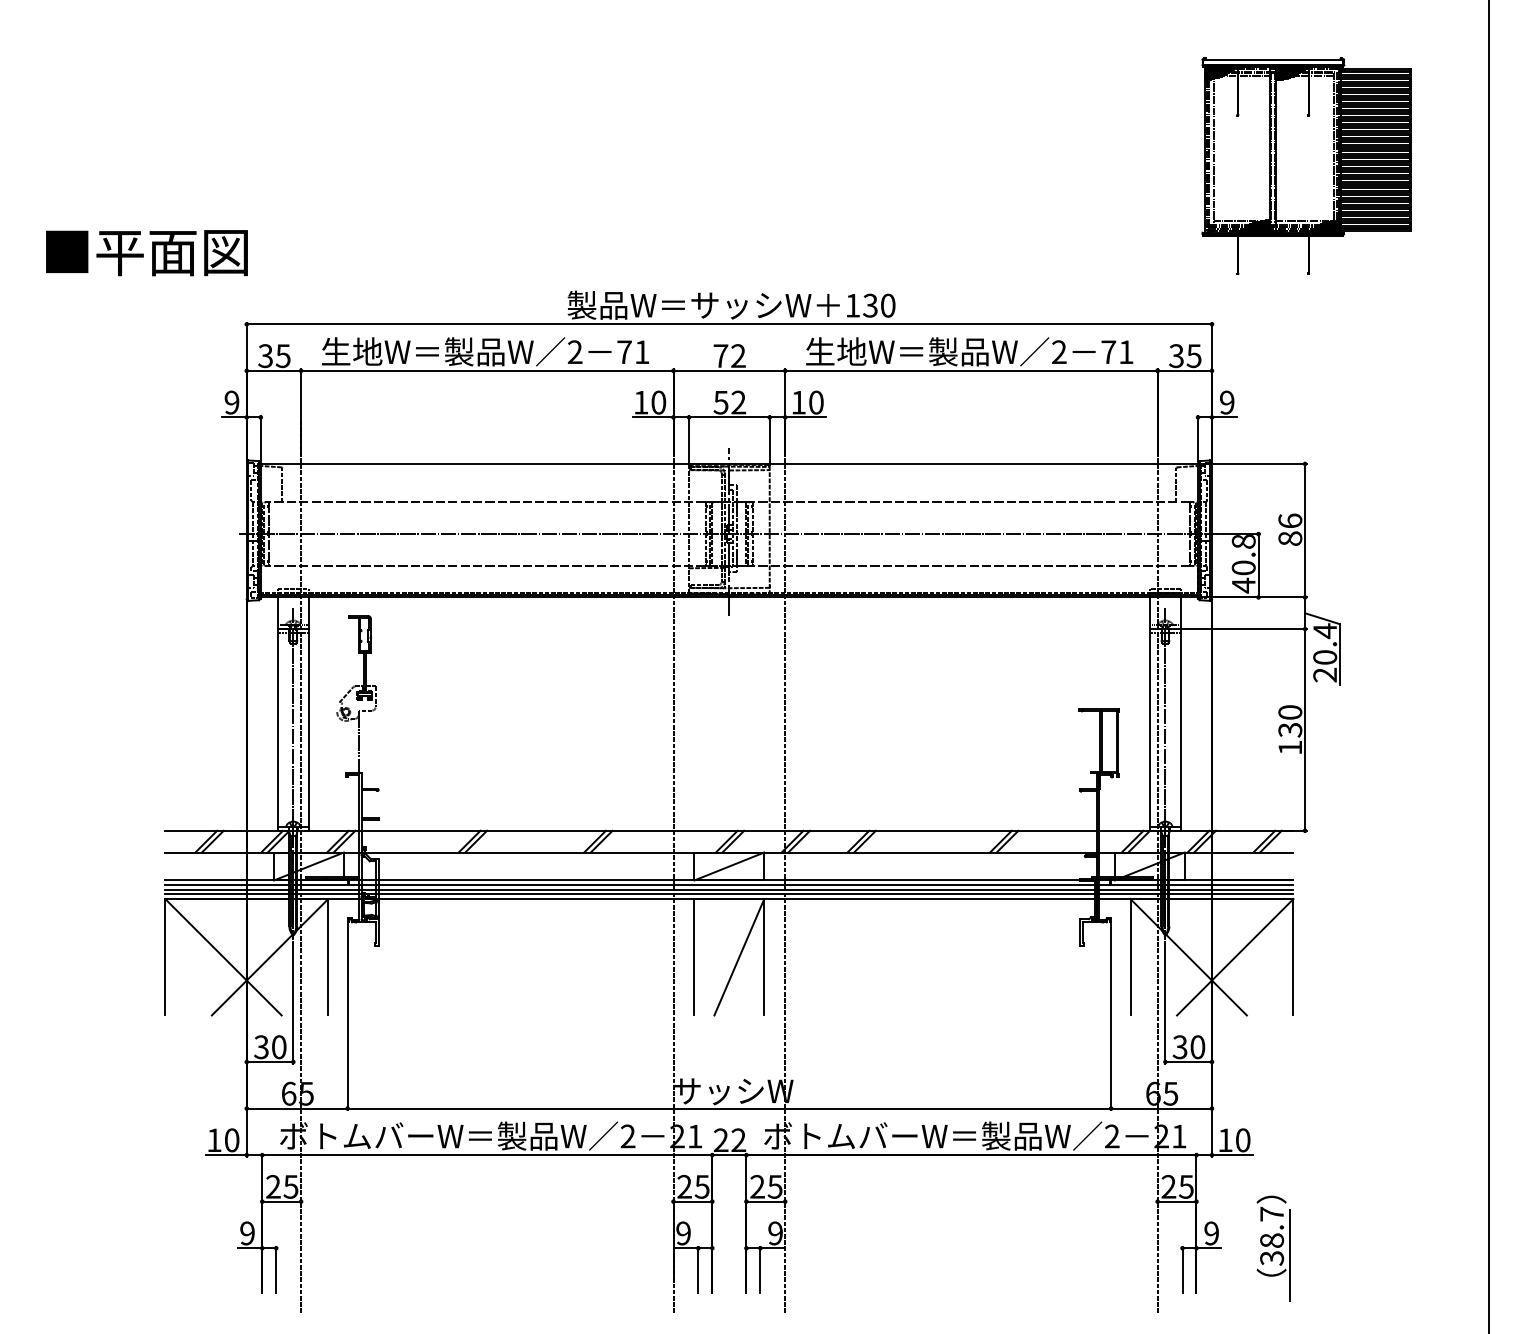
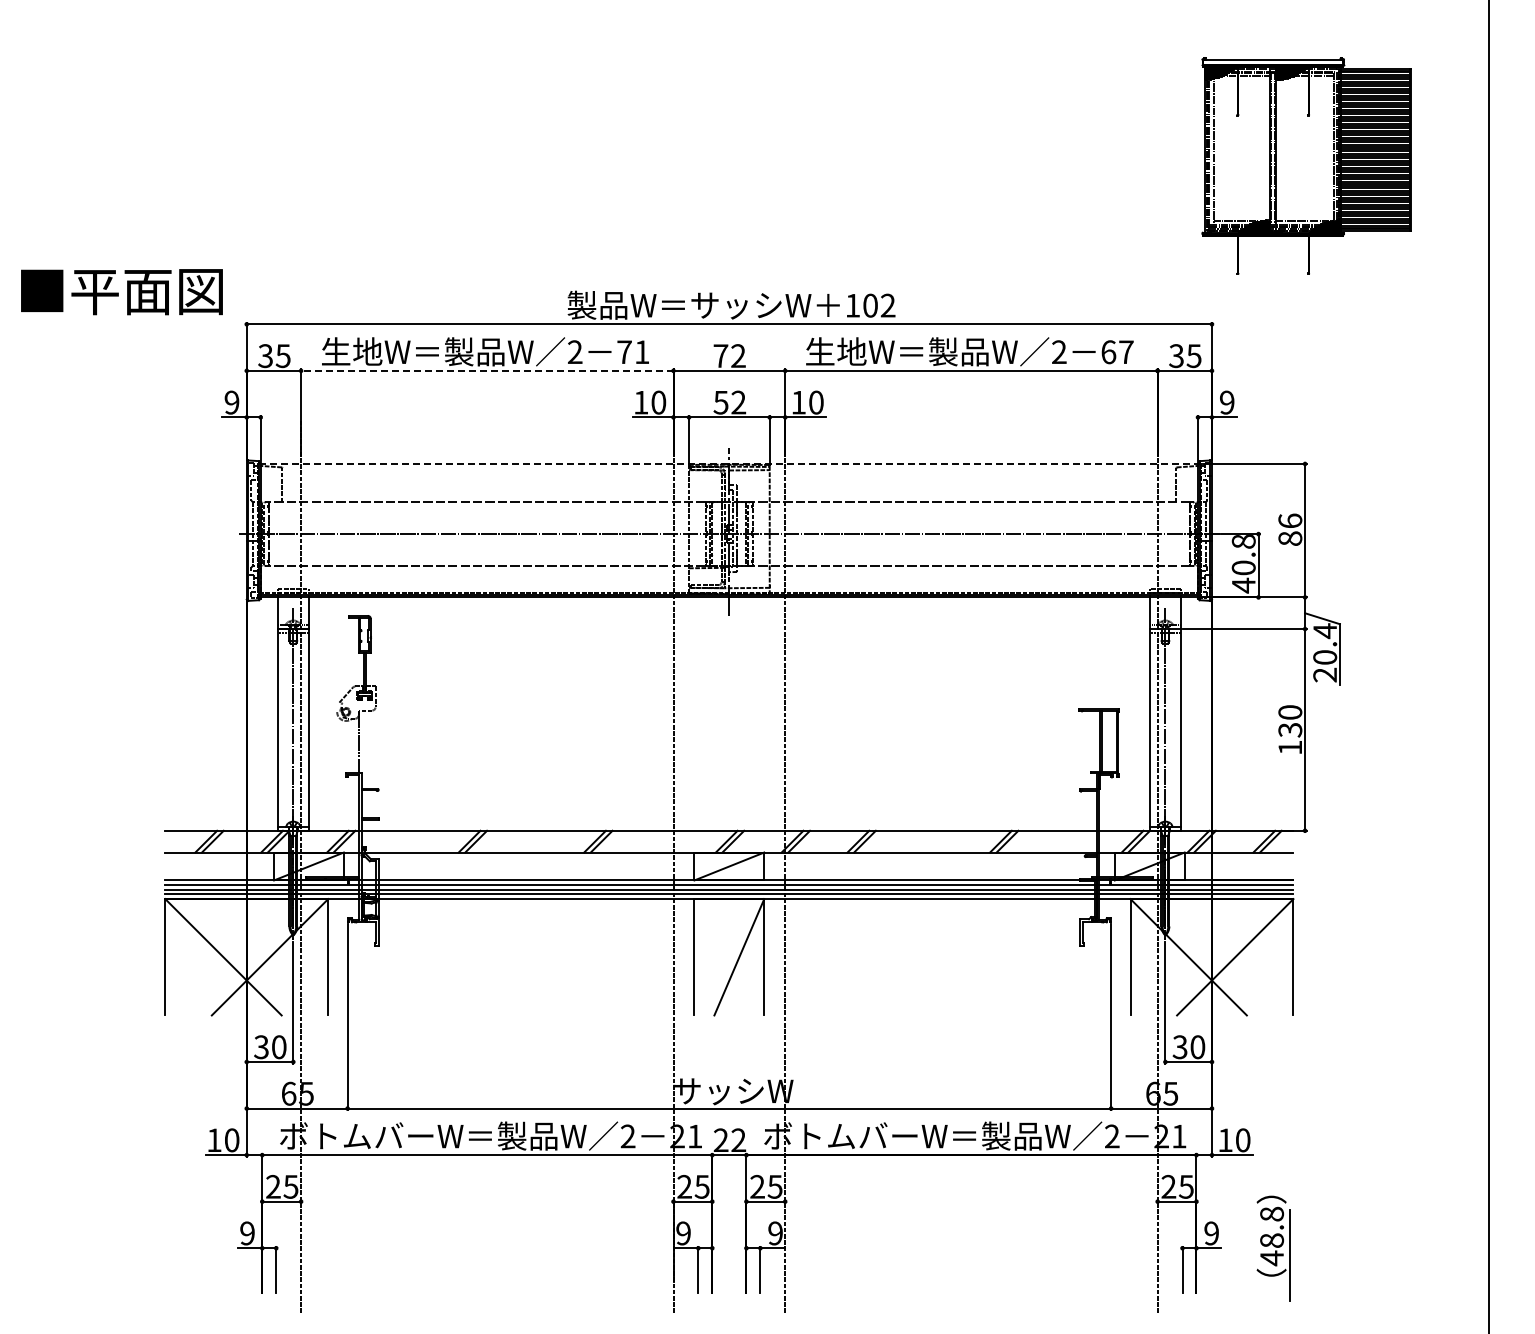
text position: (146, 253) -> (121, 292) (121, 292)
text: 130 -> 102 (879, 305)
text: 71 -> 67 (1117, 352)
line: solid -> dashed (486, 370)
line: solid -> dashed (729, 463)
text: 38.7 -> 48.8 (1272, 1236)
